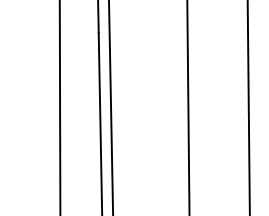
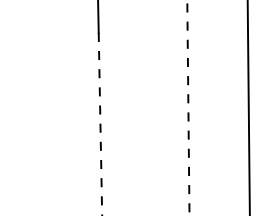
line: present -> none (59, 107)
line: present -> none (111, 107)
line: solid -> dashed (188, 107)
line: solid -> dashed (100, 124)
